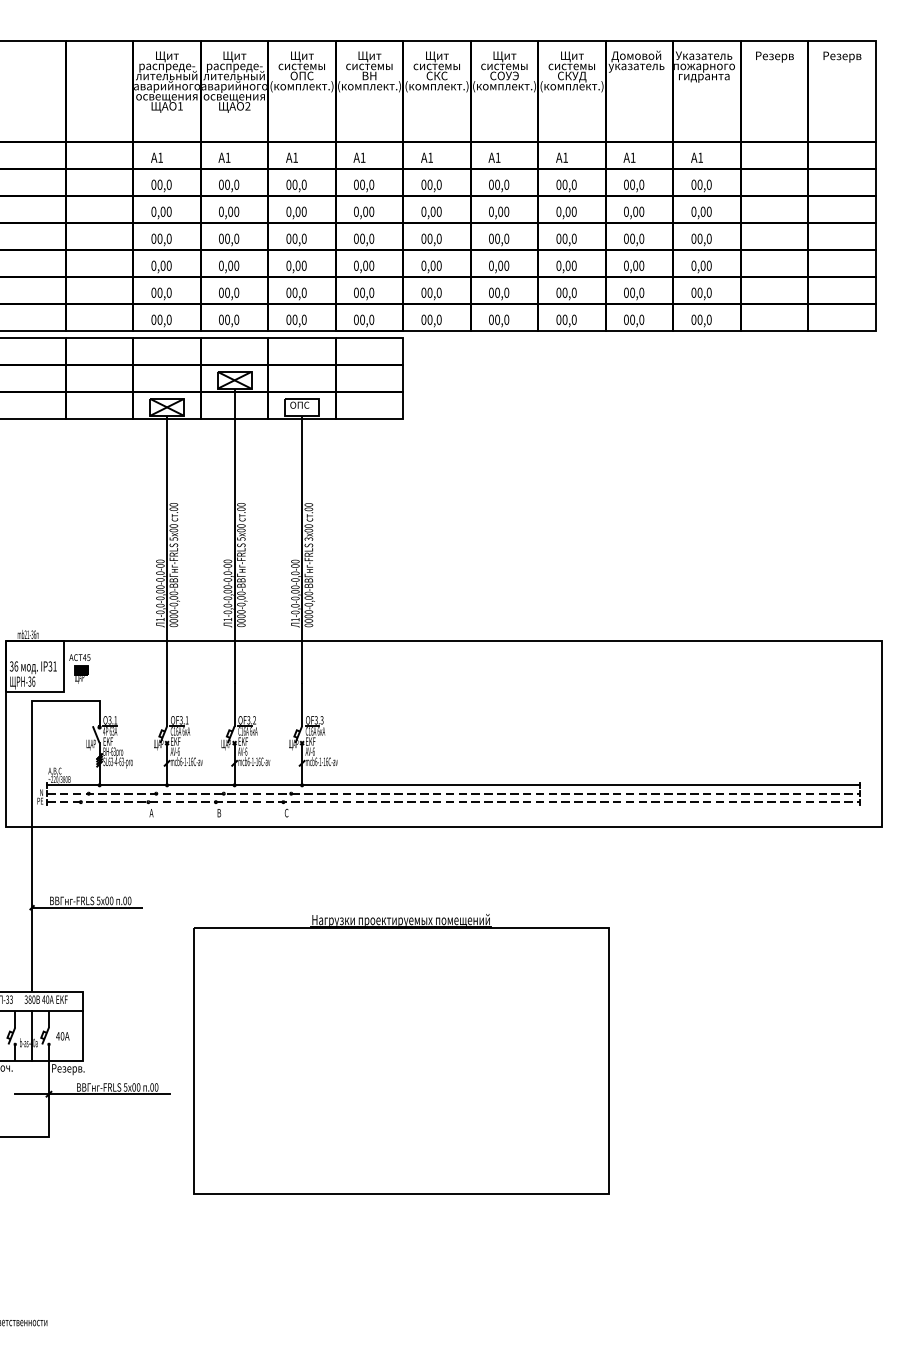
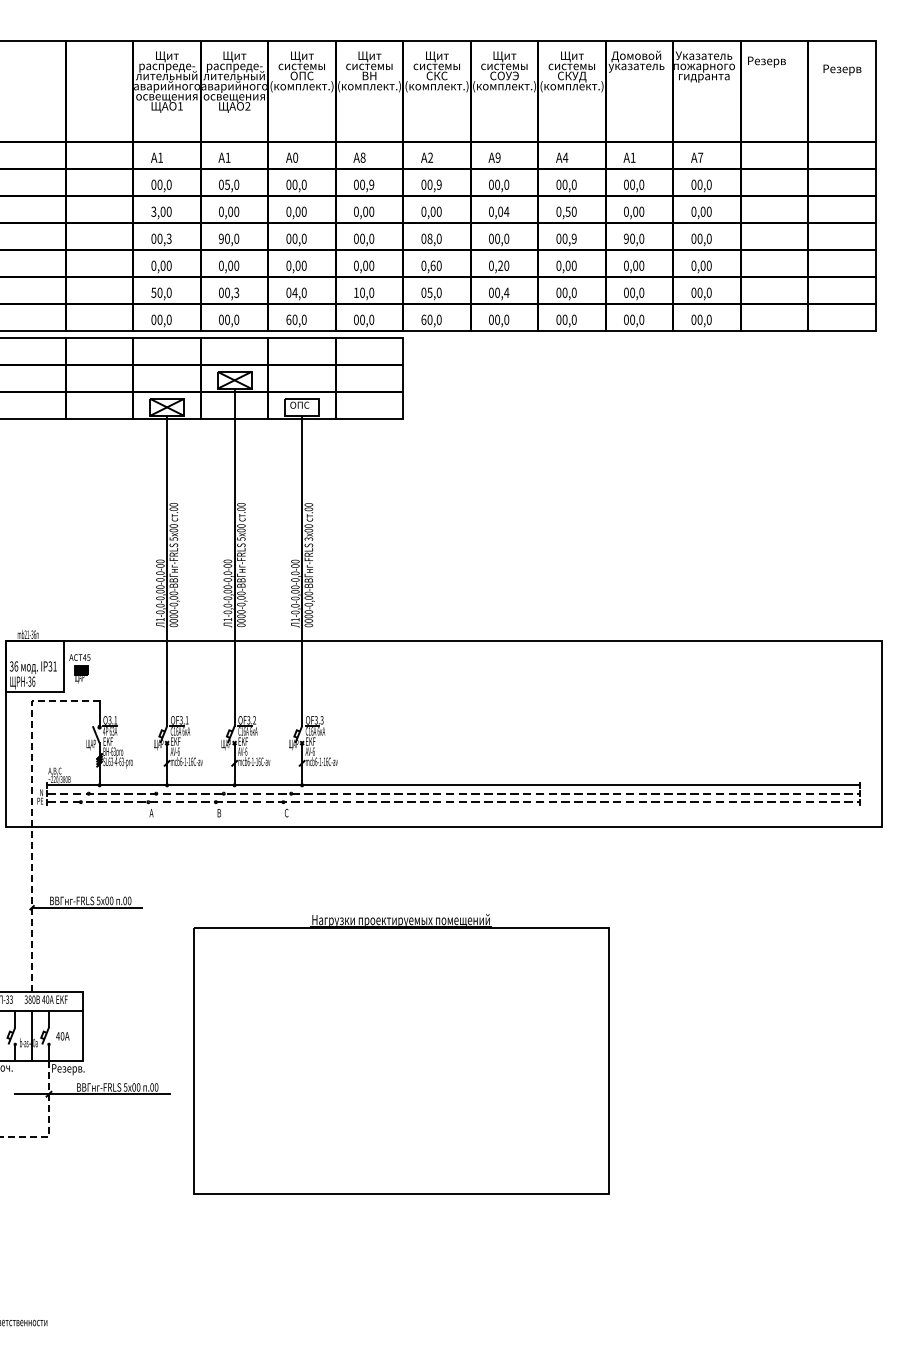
text position: (774, 56) -> (766, 61) (766, 61)
text position: (842, 56) -> (842, 69) (842, 69)
text: 1 -> 0 (295, 157)
text: 1 -> 8 (362, 157)
text: 1 -> 2 (430, 157)
text: 1 -> 9 (497, 157)
text: 1 -> 4 (565, 157)
text: 1 -> 7 (700, 157)
text: 00,0 -> 05,0 (227, 184)
text: 00,0 -> 00,9 (371, 184)
text: 00,0 -> 00,9 (438, 184)
text: 0,00 -> 3,00 (153, 211)
text: 0,00 -> 0,04 (506, 211)
text: 0,00 -> 0,50 (567, 211)
text: 00,0 -> 00,3 (168, 238)
text: 00,0 -> 90,0 (220, 238)
text: 00,0 -> 08,0 (429, 238)
text: 00,0 -> 00,9 (573, 238)
text: 00,0 -> 90,0 (625, 238)
text: 0,00 -> 0,60 (432, 265)
text: 0,00 -> 0,20 (500, 265)
text: 00,0 -> 50,0 (153, 292)
text: 00,0 -> 00,3 (236, 292)
text: 00,0 -> 04,0 (294, 292)
text: 00,0 -> 10,0 (356, 292)
text: 00,0 -> 05,0 (429, 292)
text: 00,0 -> 00,4 (506, 292)
text: 00,0 -> 60,0 (288, 319)
text: 00,0 -> 60,0 (423, 319)
line: solid -> dashed (32, 812)
line: solid -> dashed (48, 1124)
